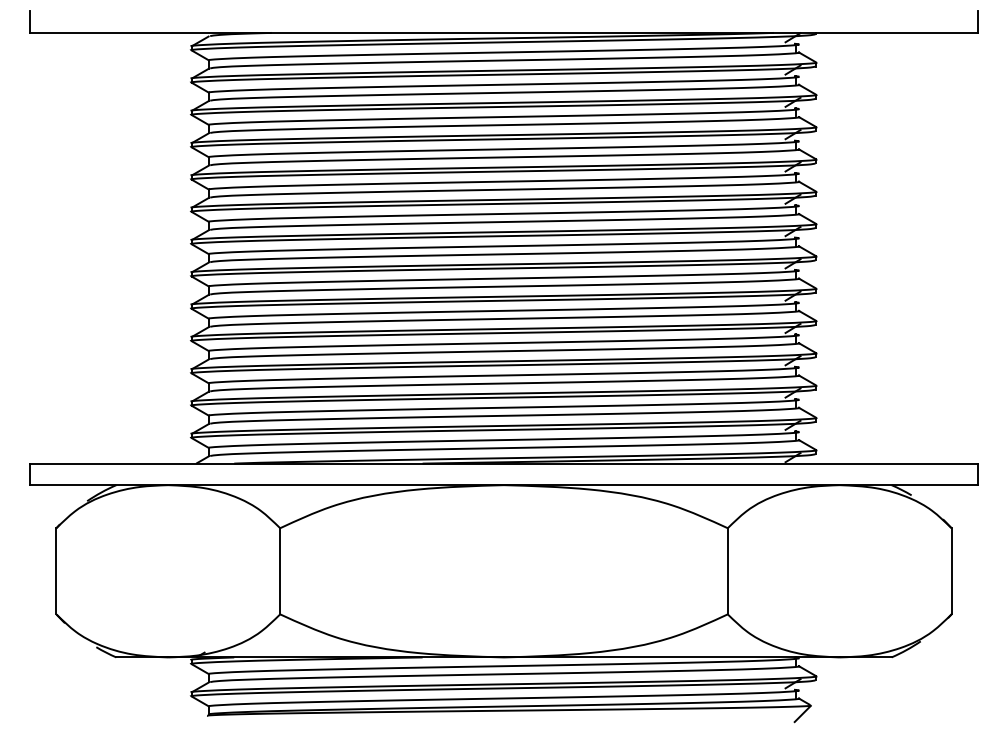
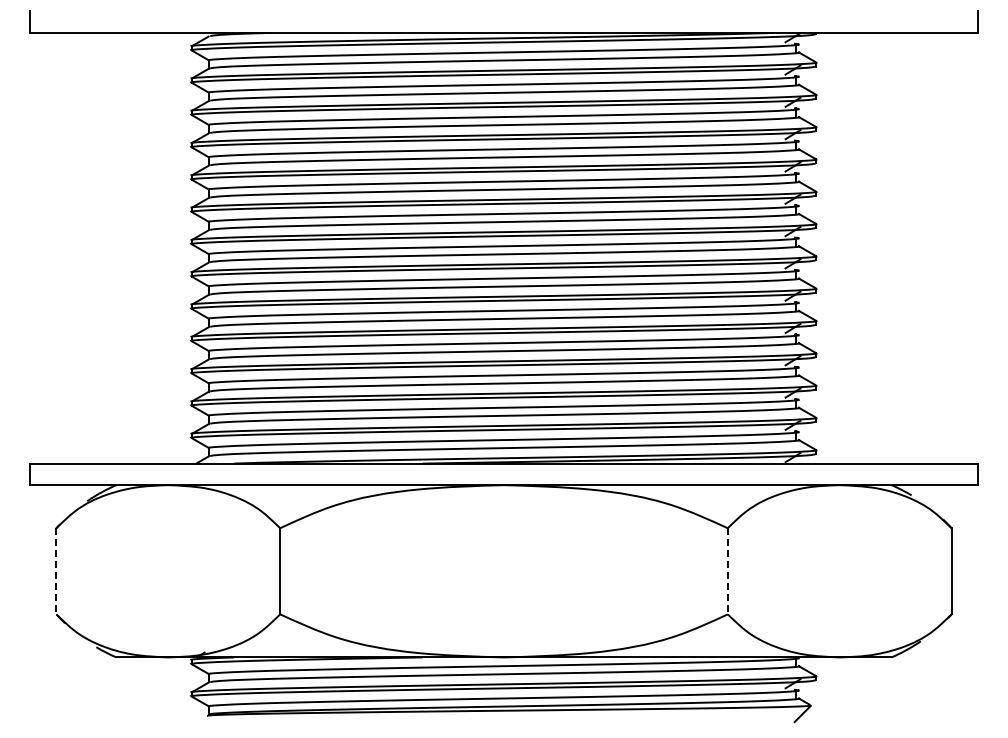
line: solid -> dashed (56, 571)
line: solid -> dashed (727, 571)
